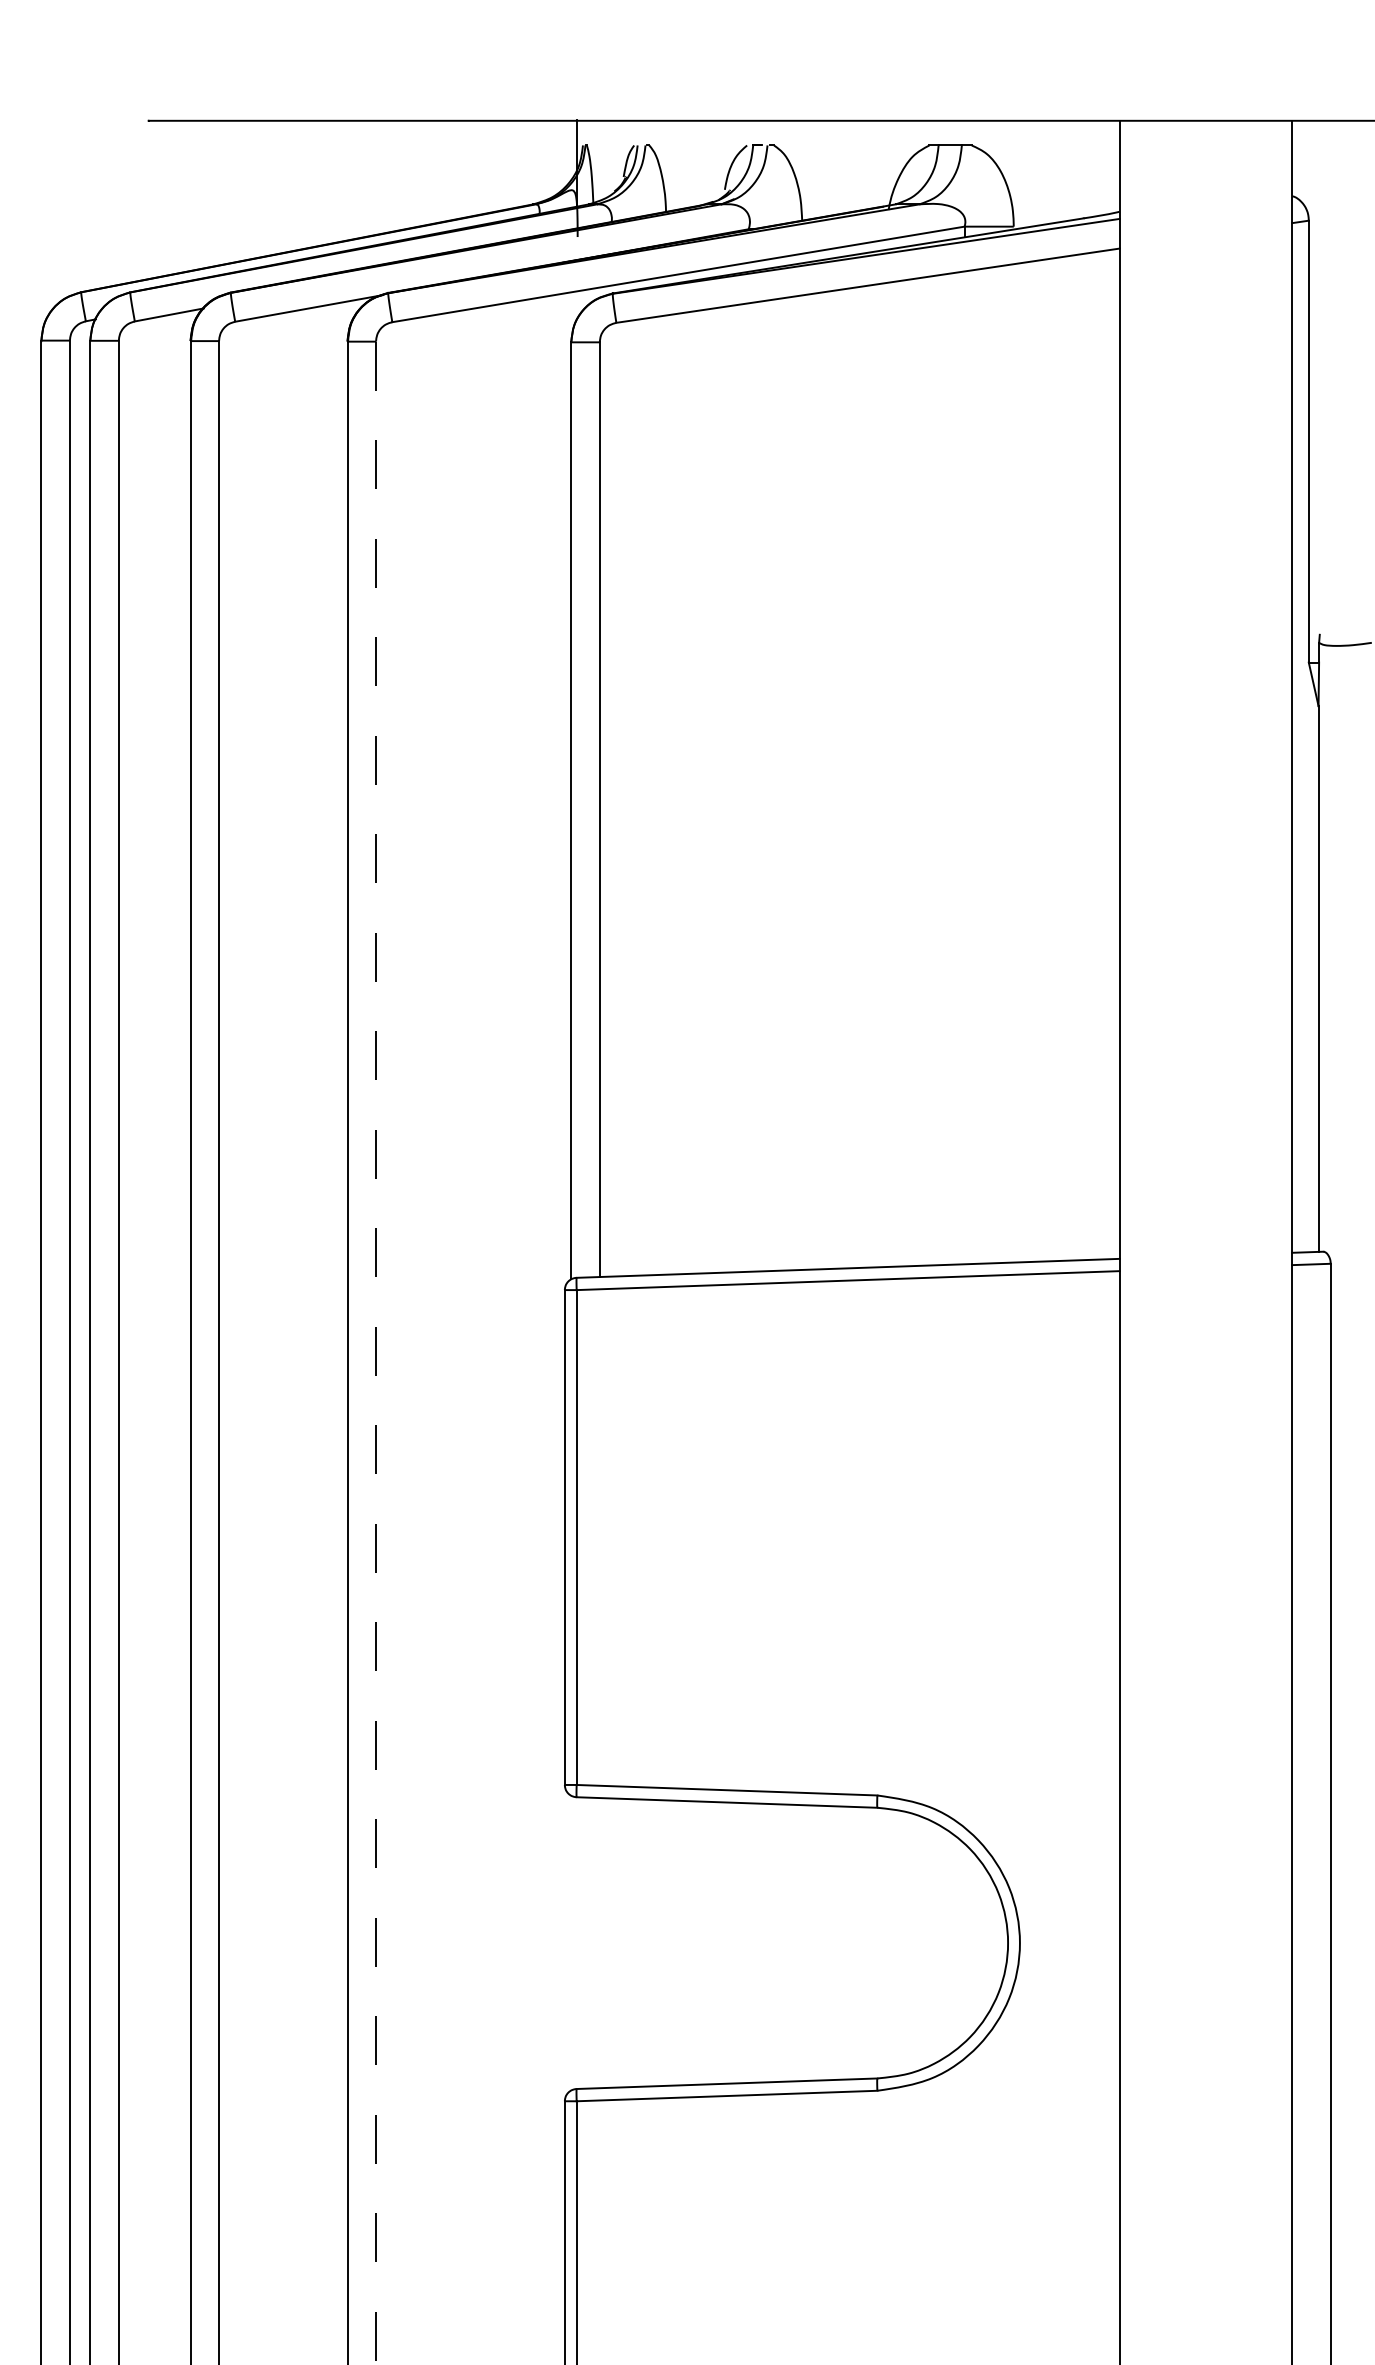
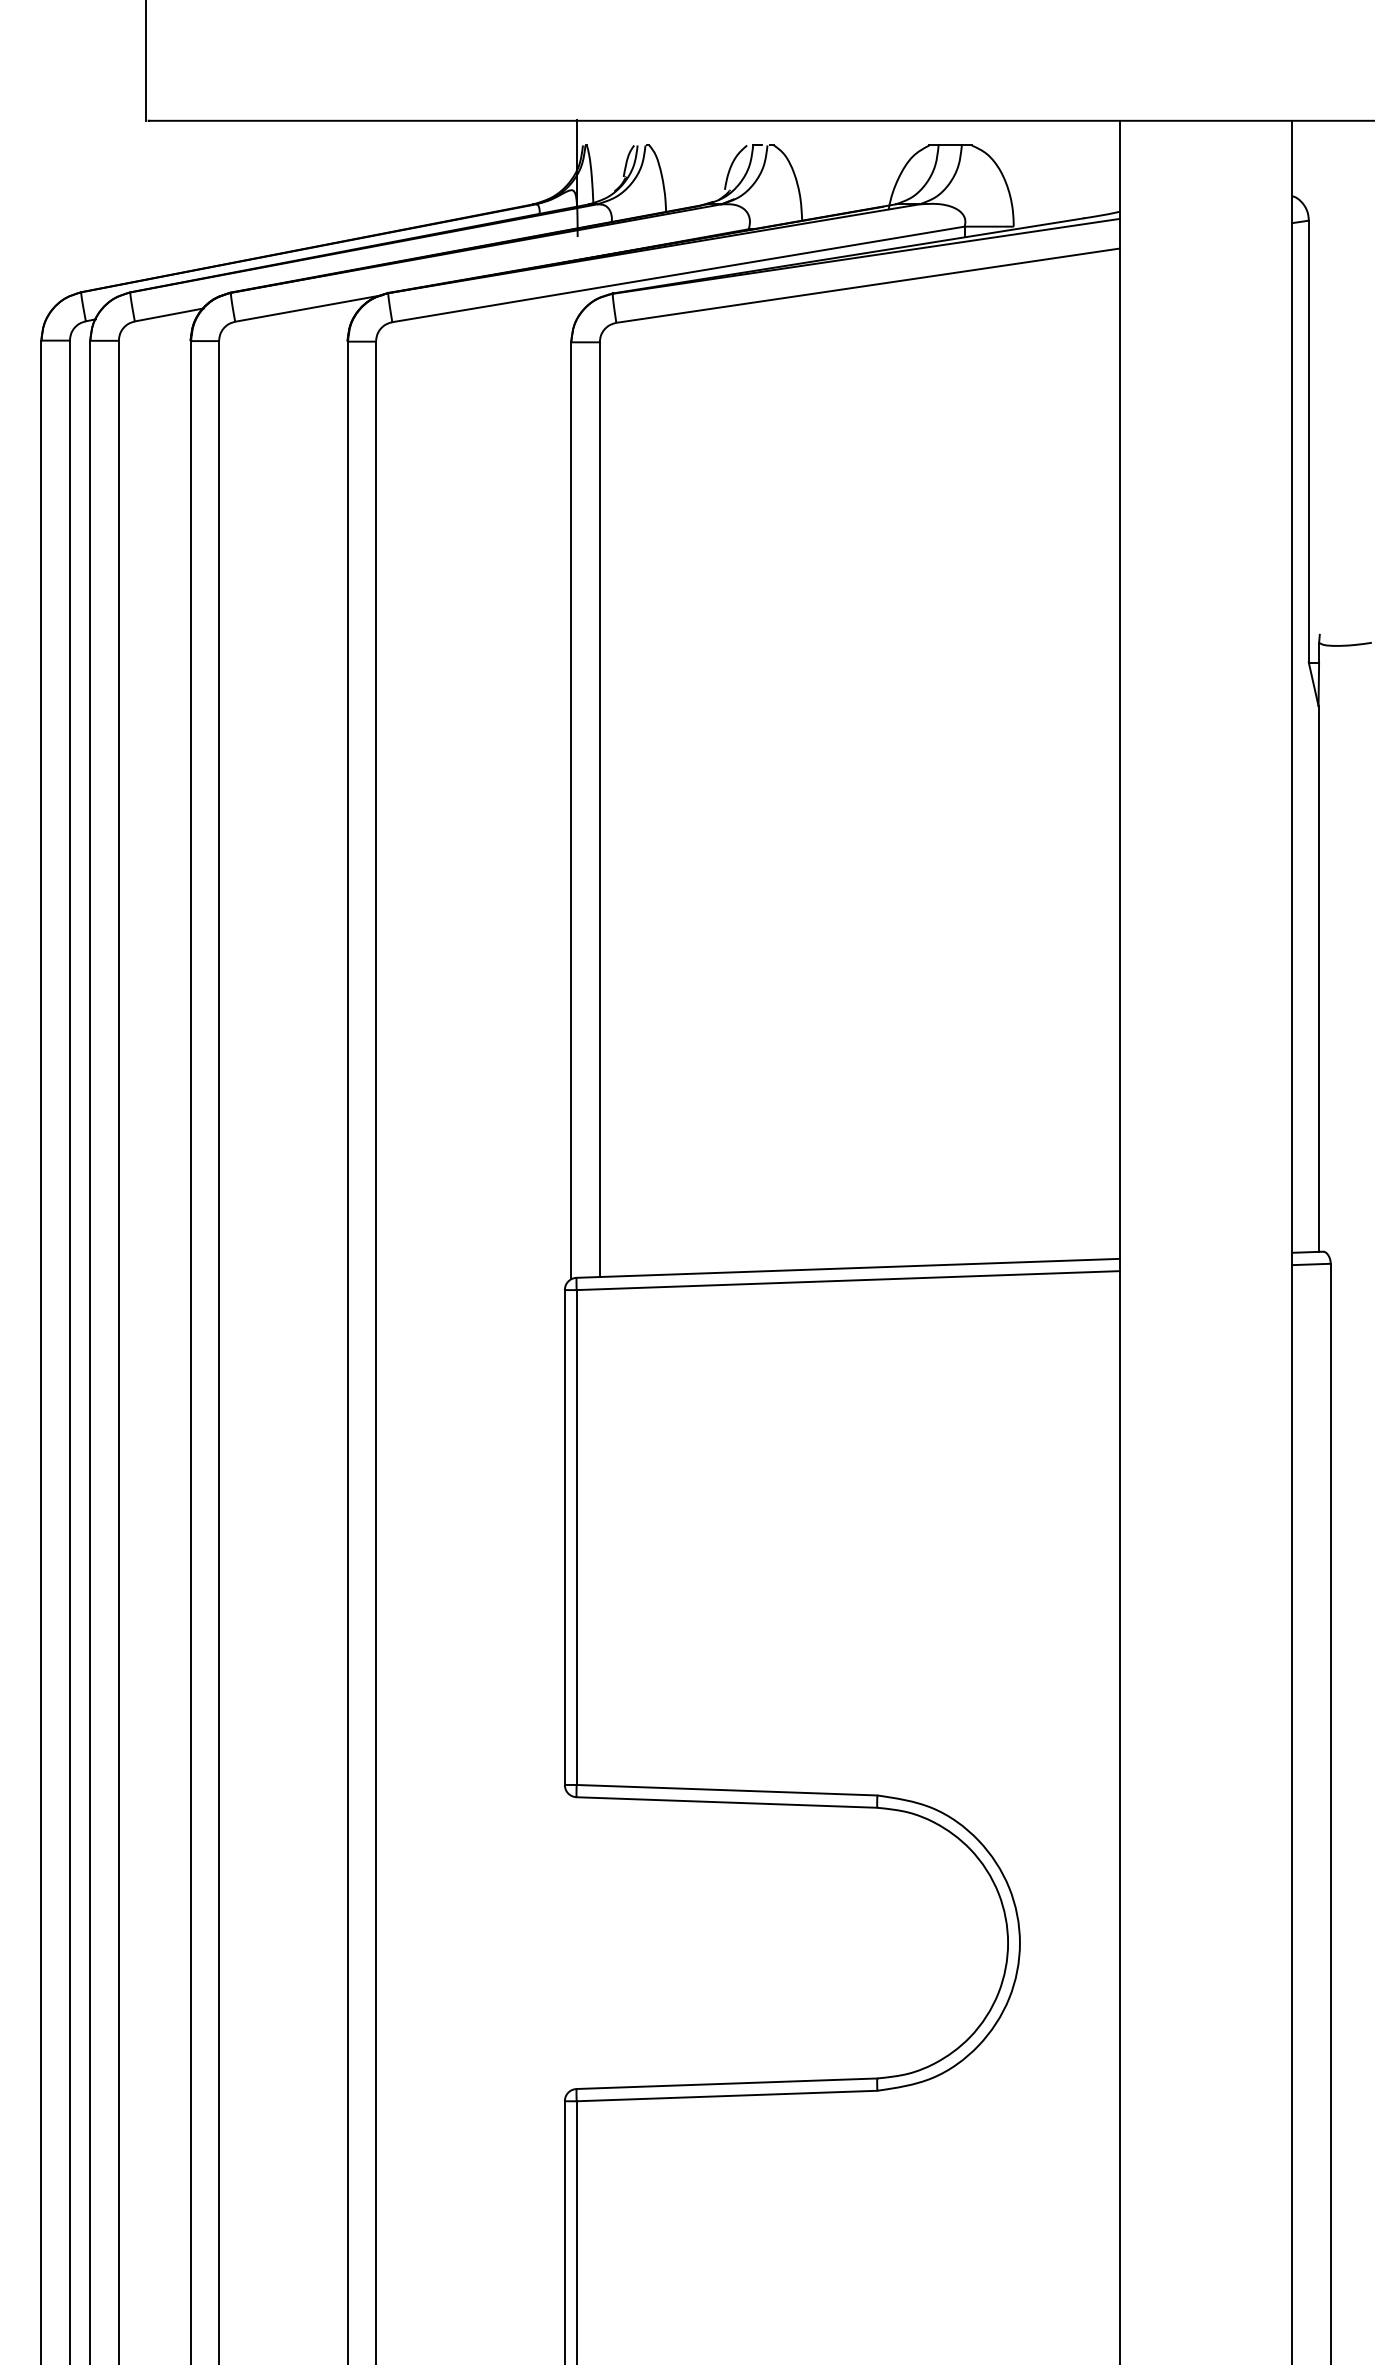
line: none -> present (146, 61)
line: dashed -> solid (376, 1353)
